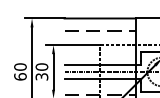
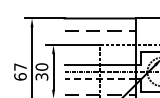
text: 60 -> 67 (20, 66)
line: solid -> dashed (100, 79)
